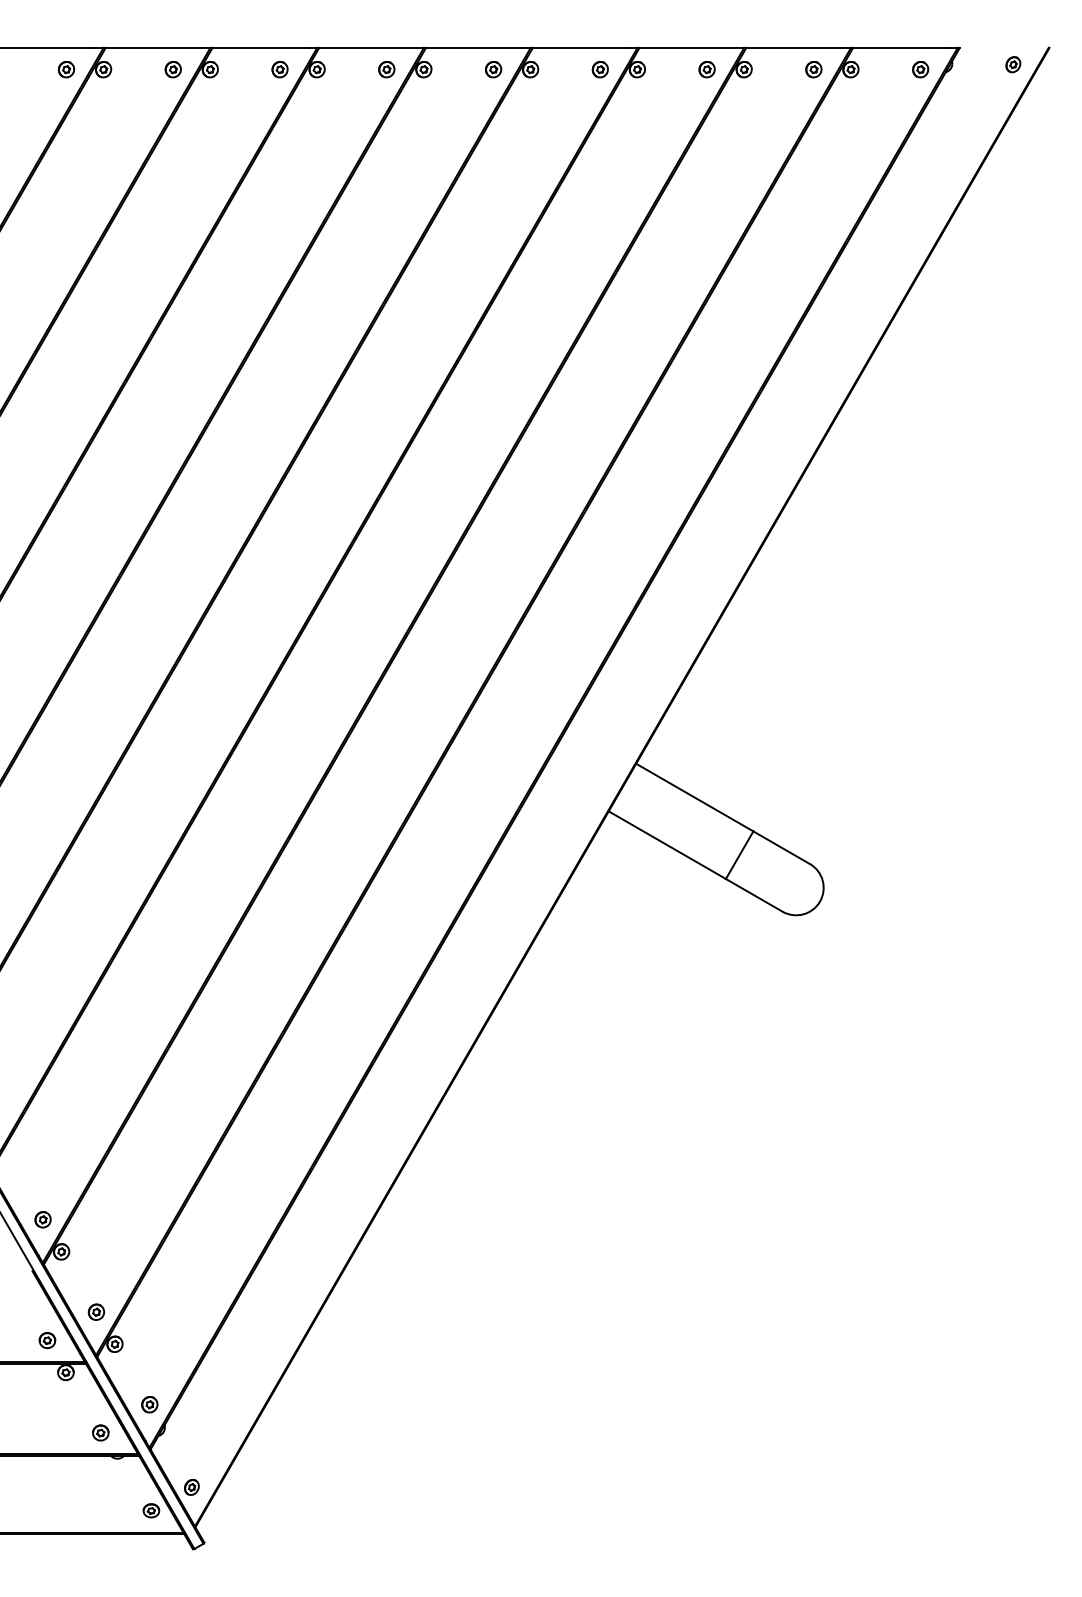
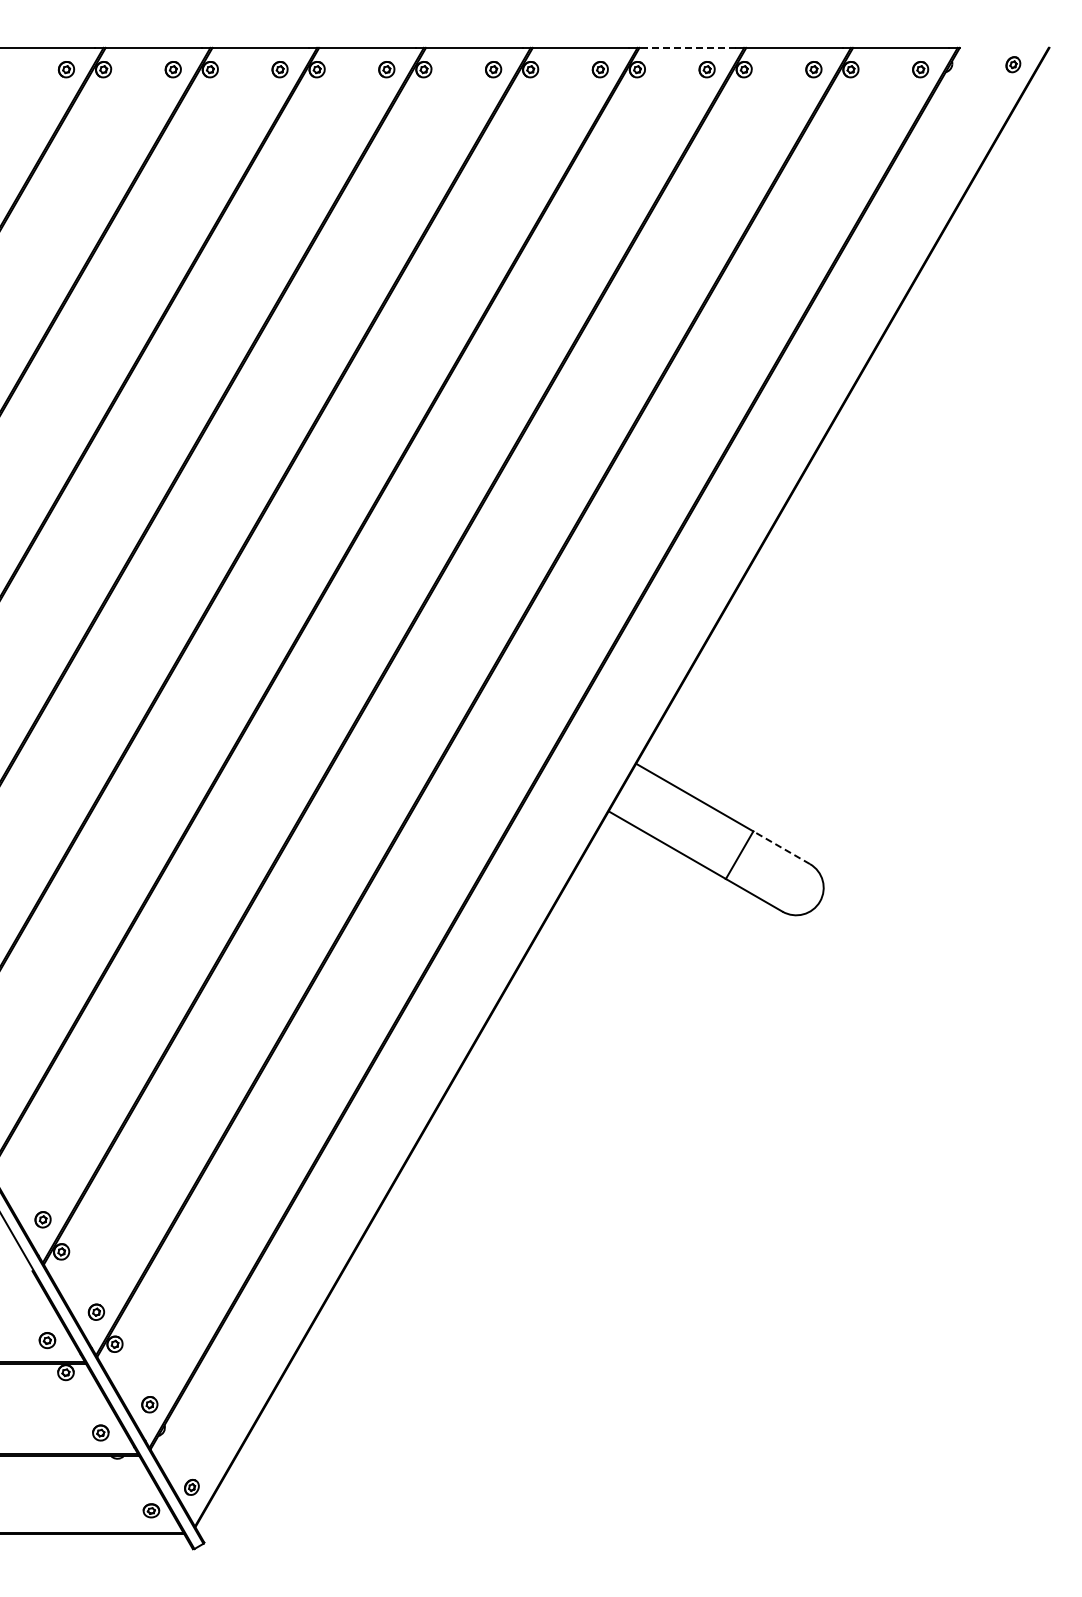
line: solid -> dashed (687, 47)
line: solid -> dashed (781, 847)
